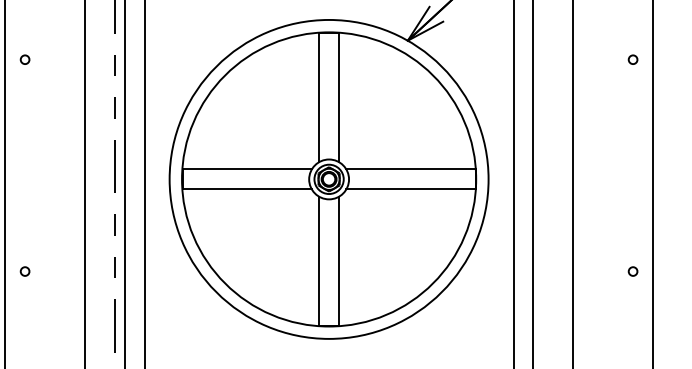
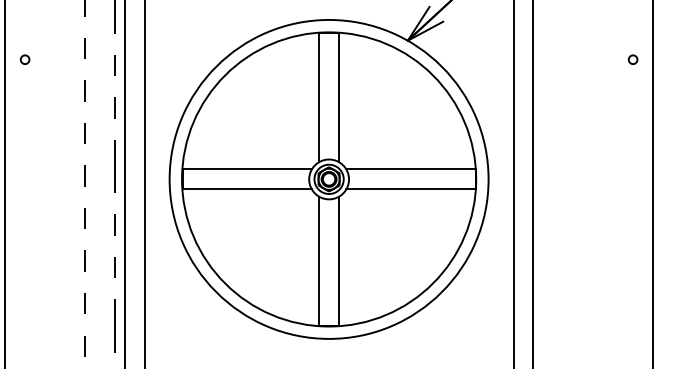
line: present -> none (573, 183)
line: solid -> dashed (84, 184)
circle: present -> none (24, 271)
circle: present -> none (632, 271)
